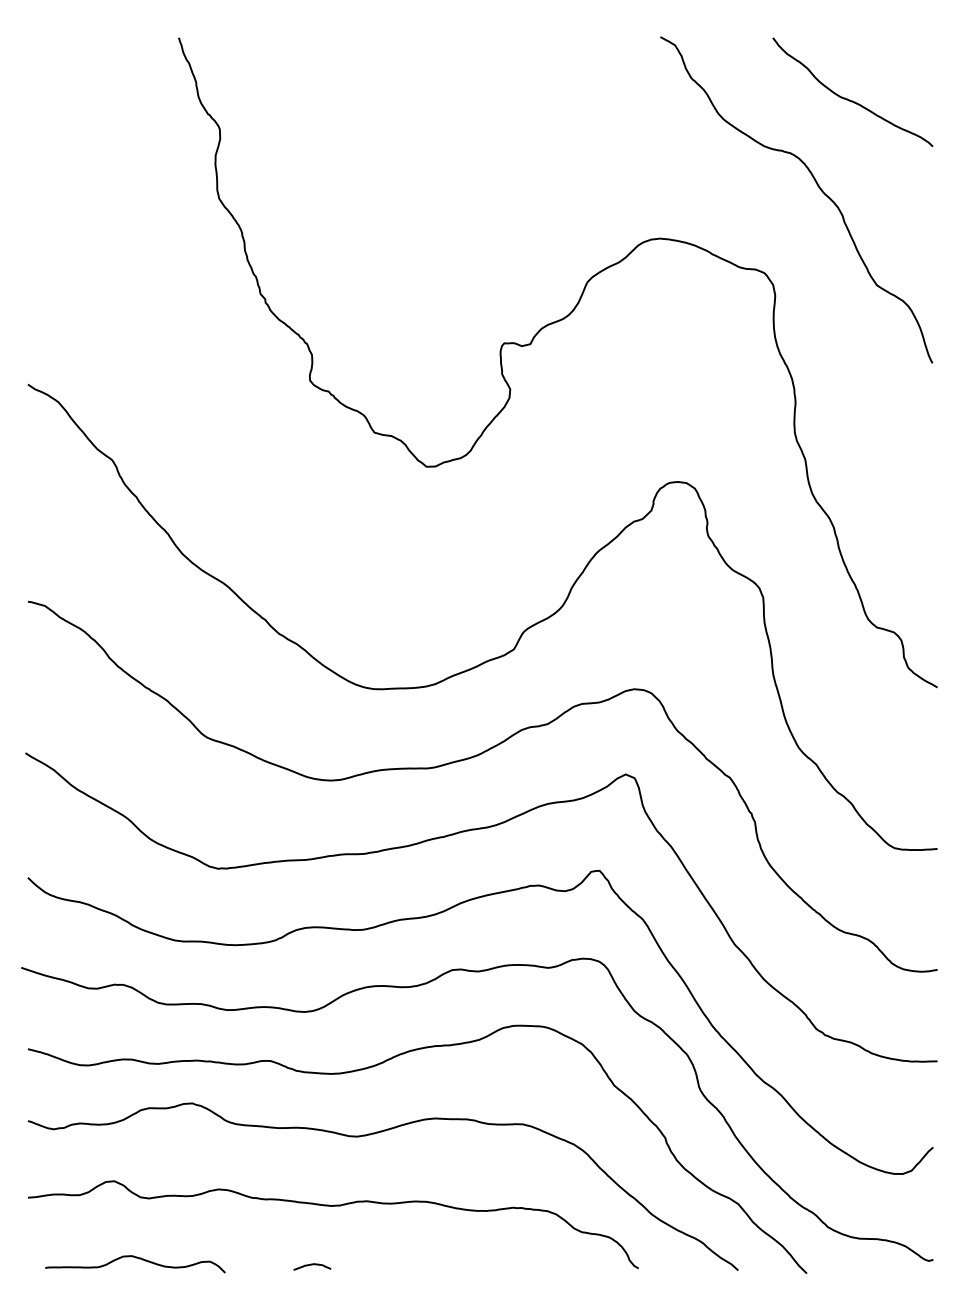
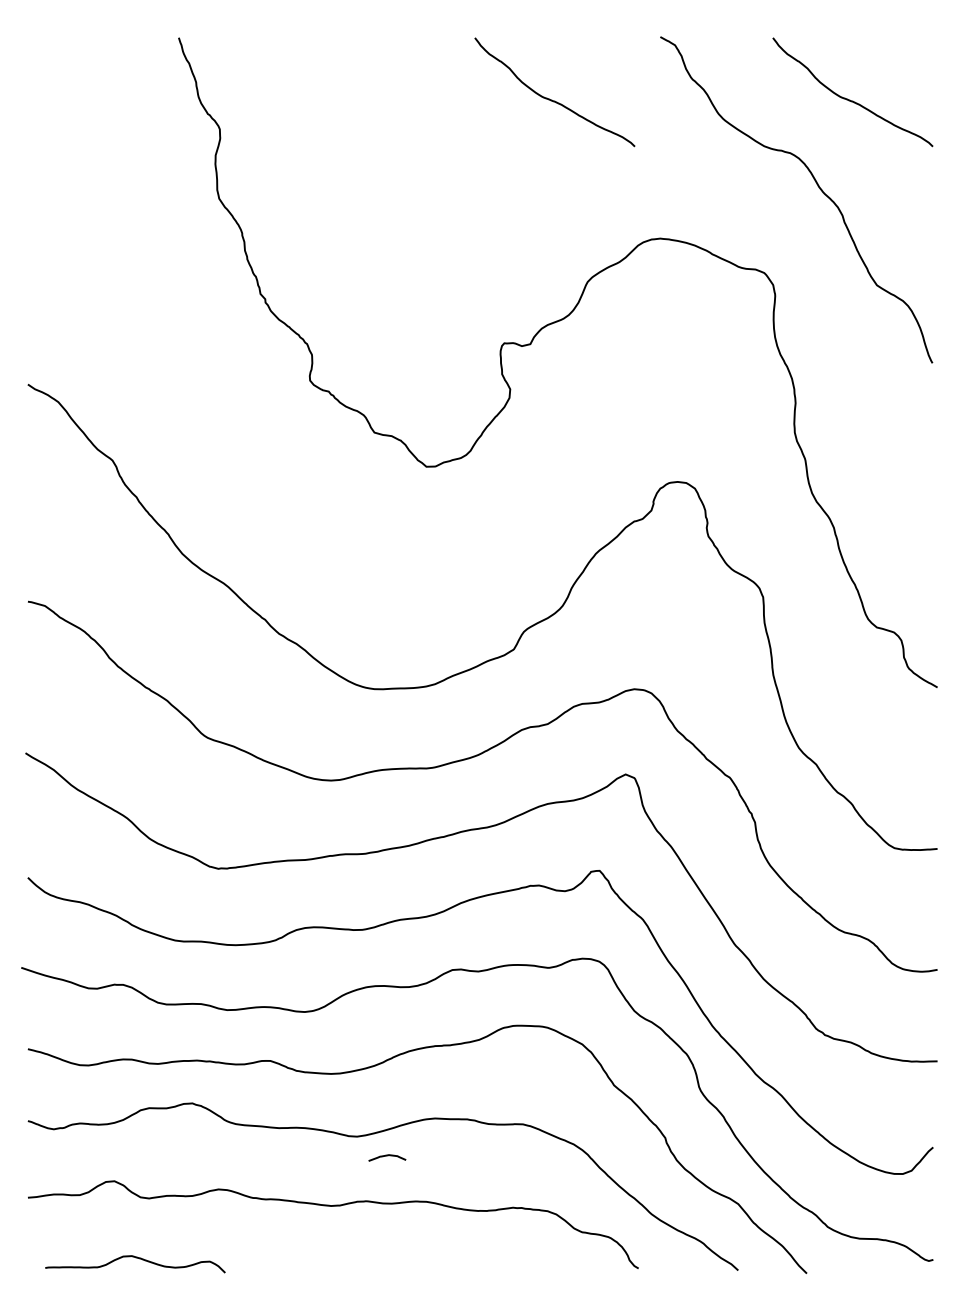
curve: none -> present (552, 99)
curve position: (312, 1265) -> (387, 1156) (387, 1156)
